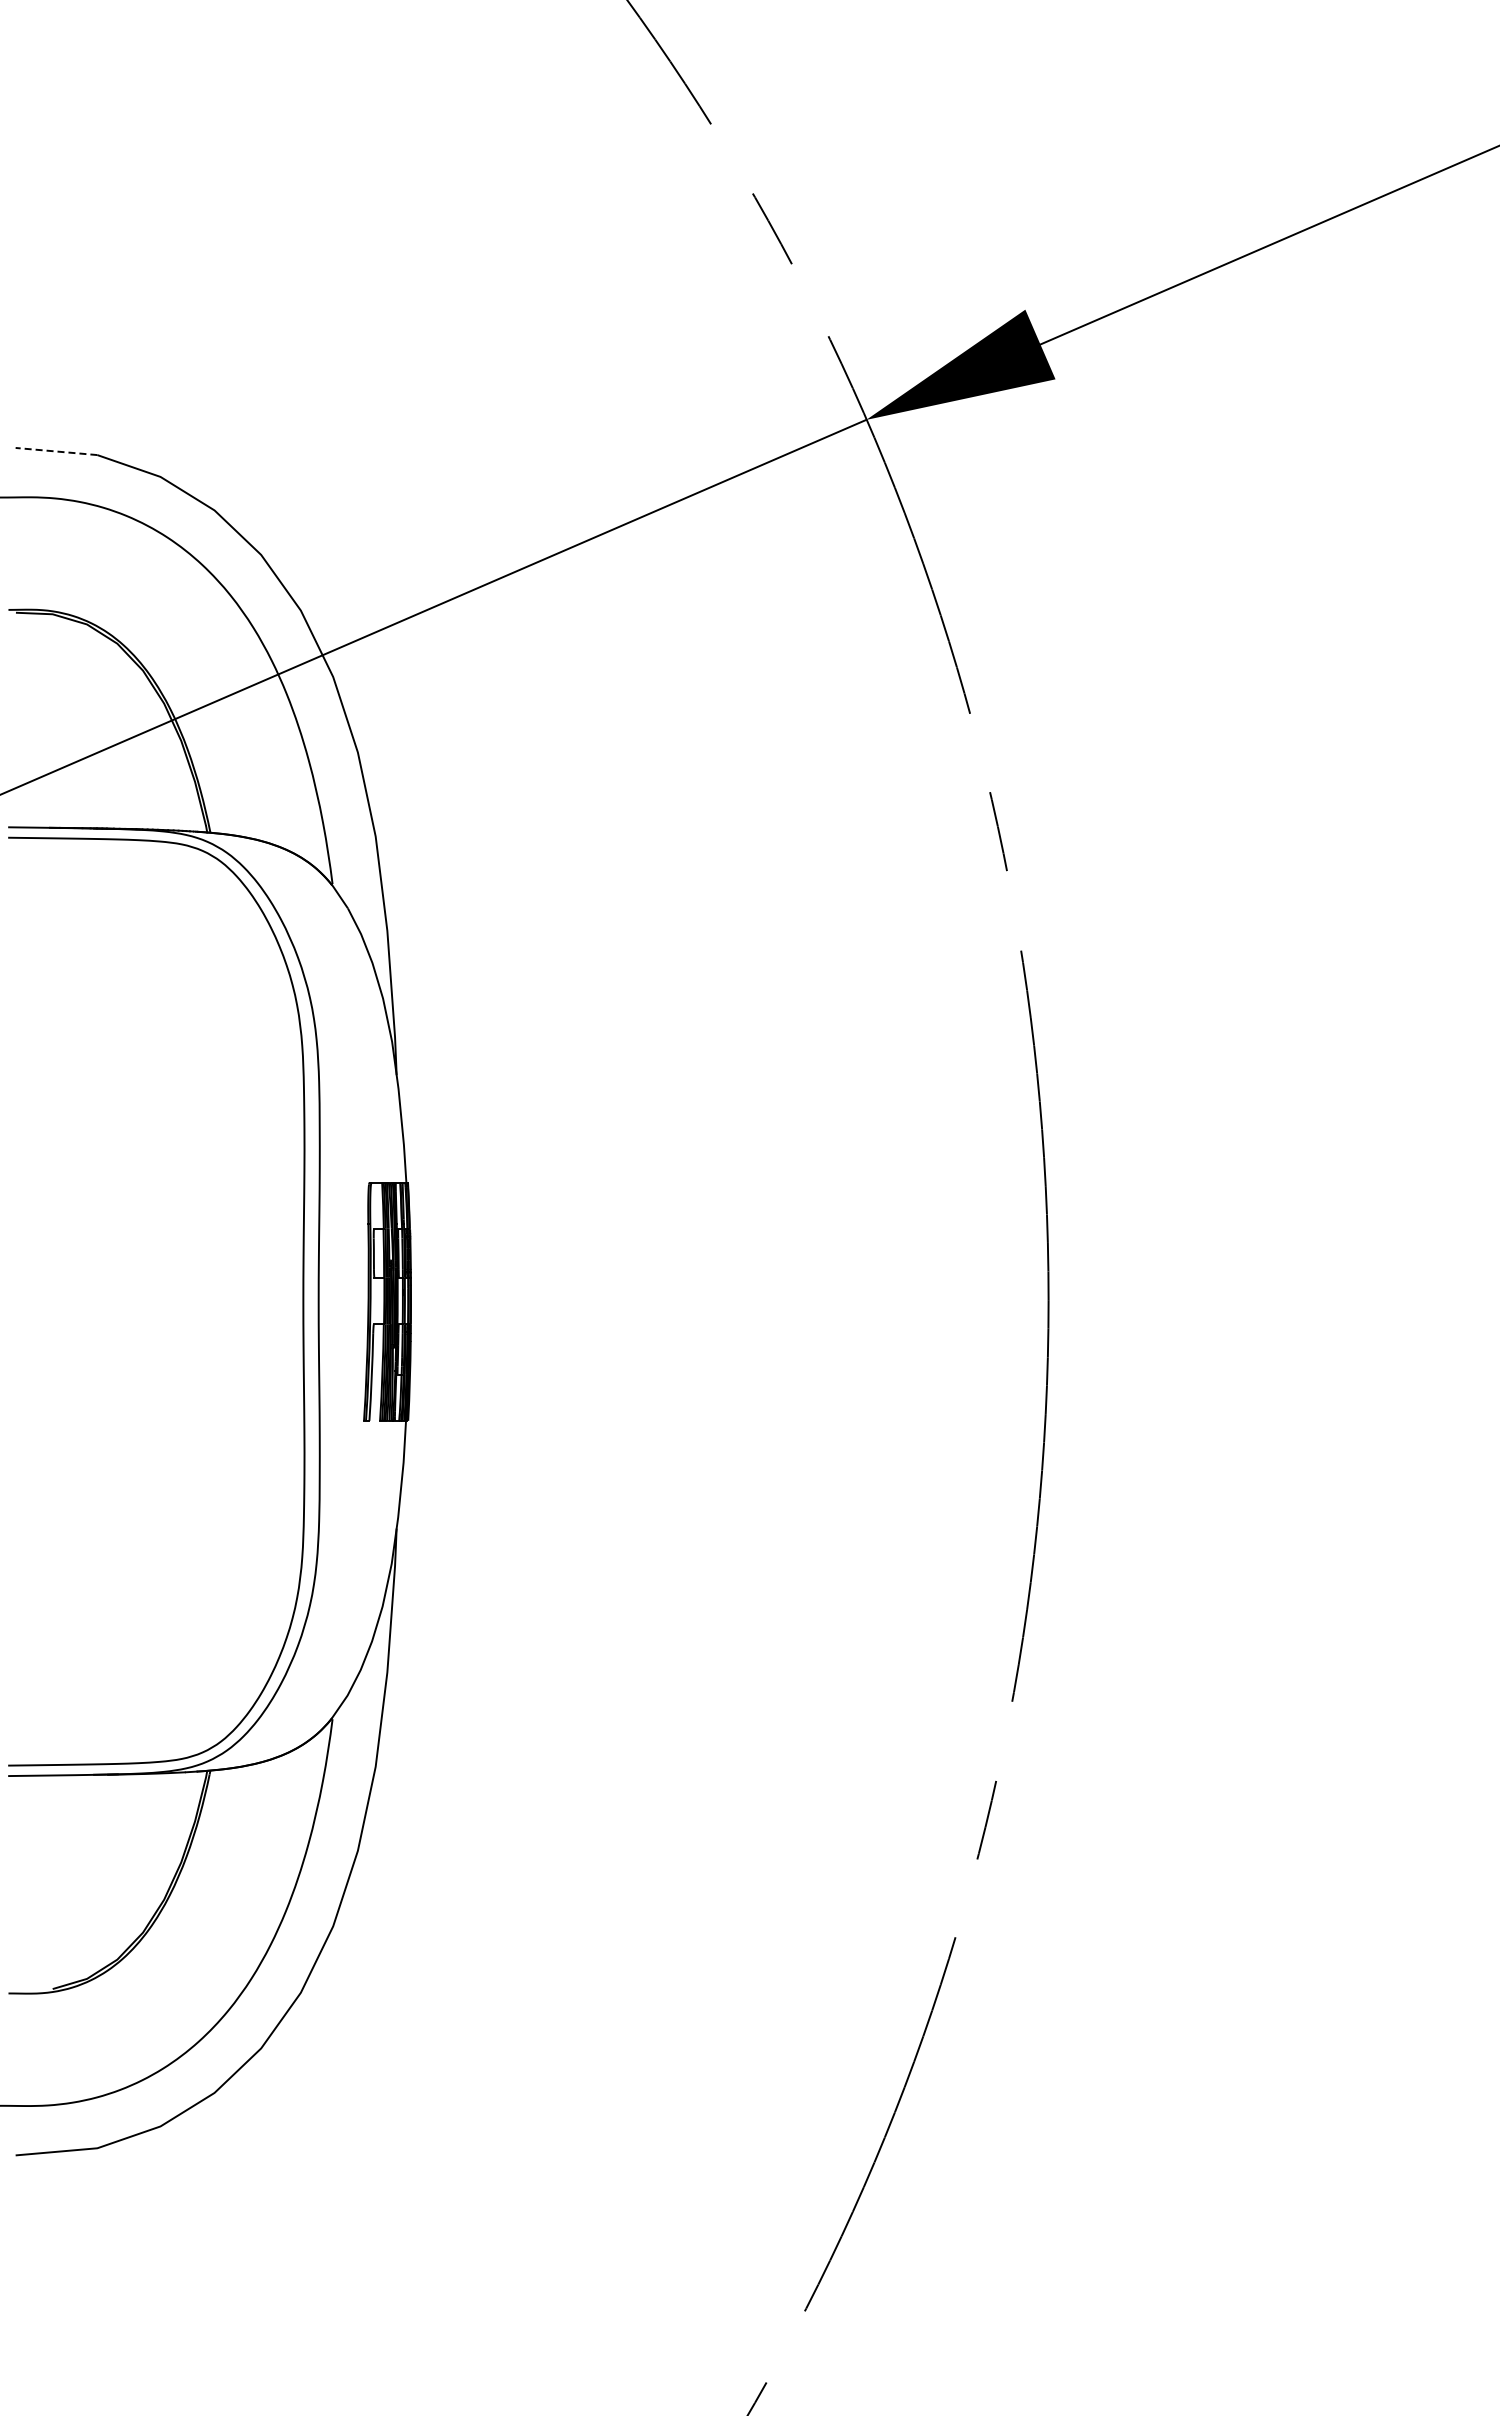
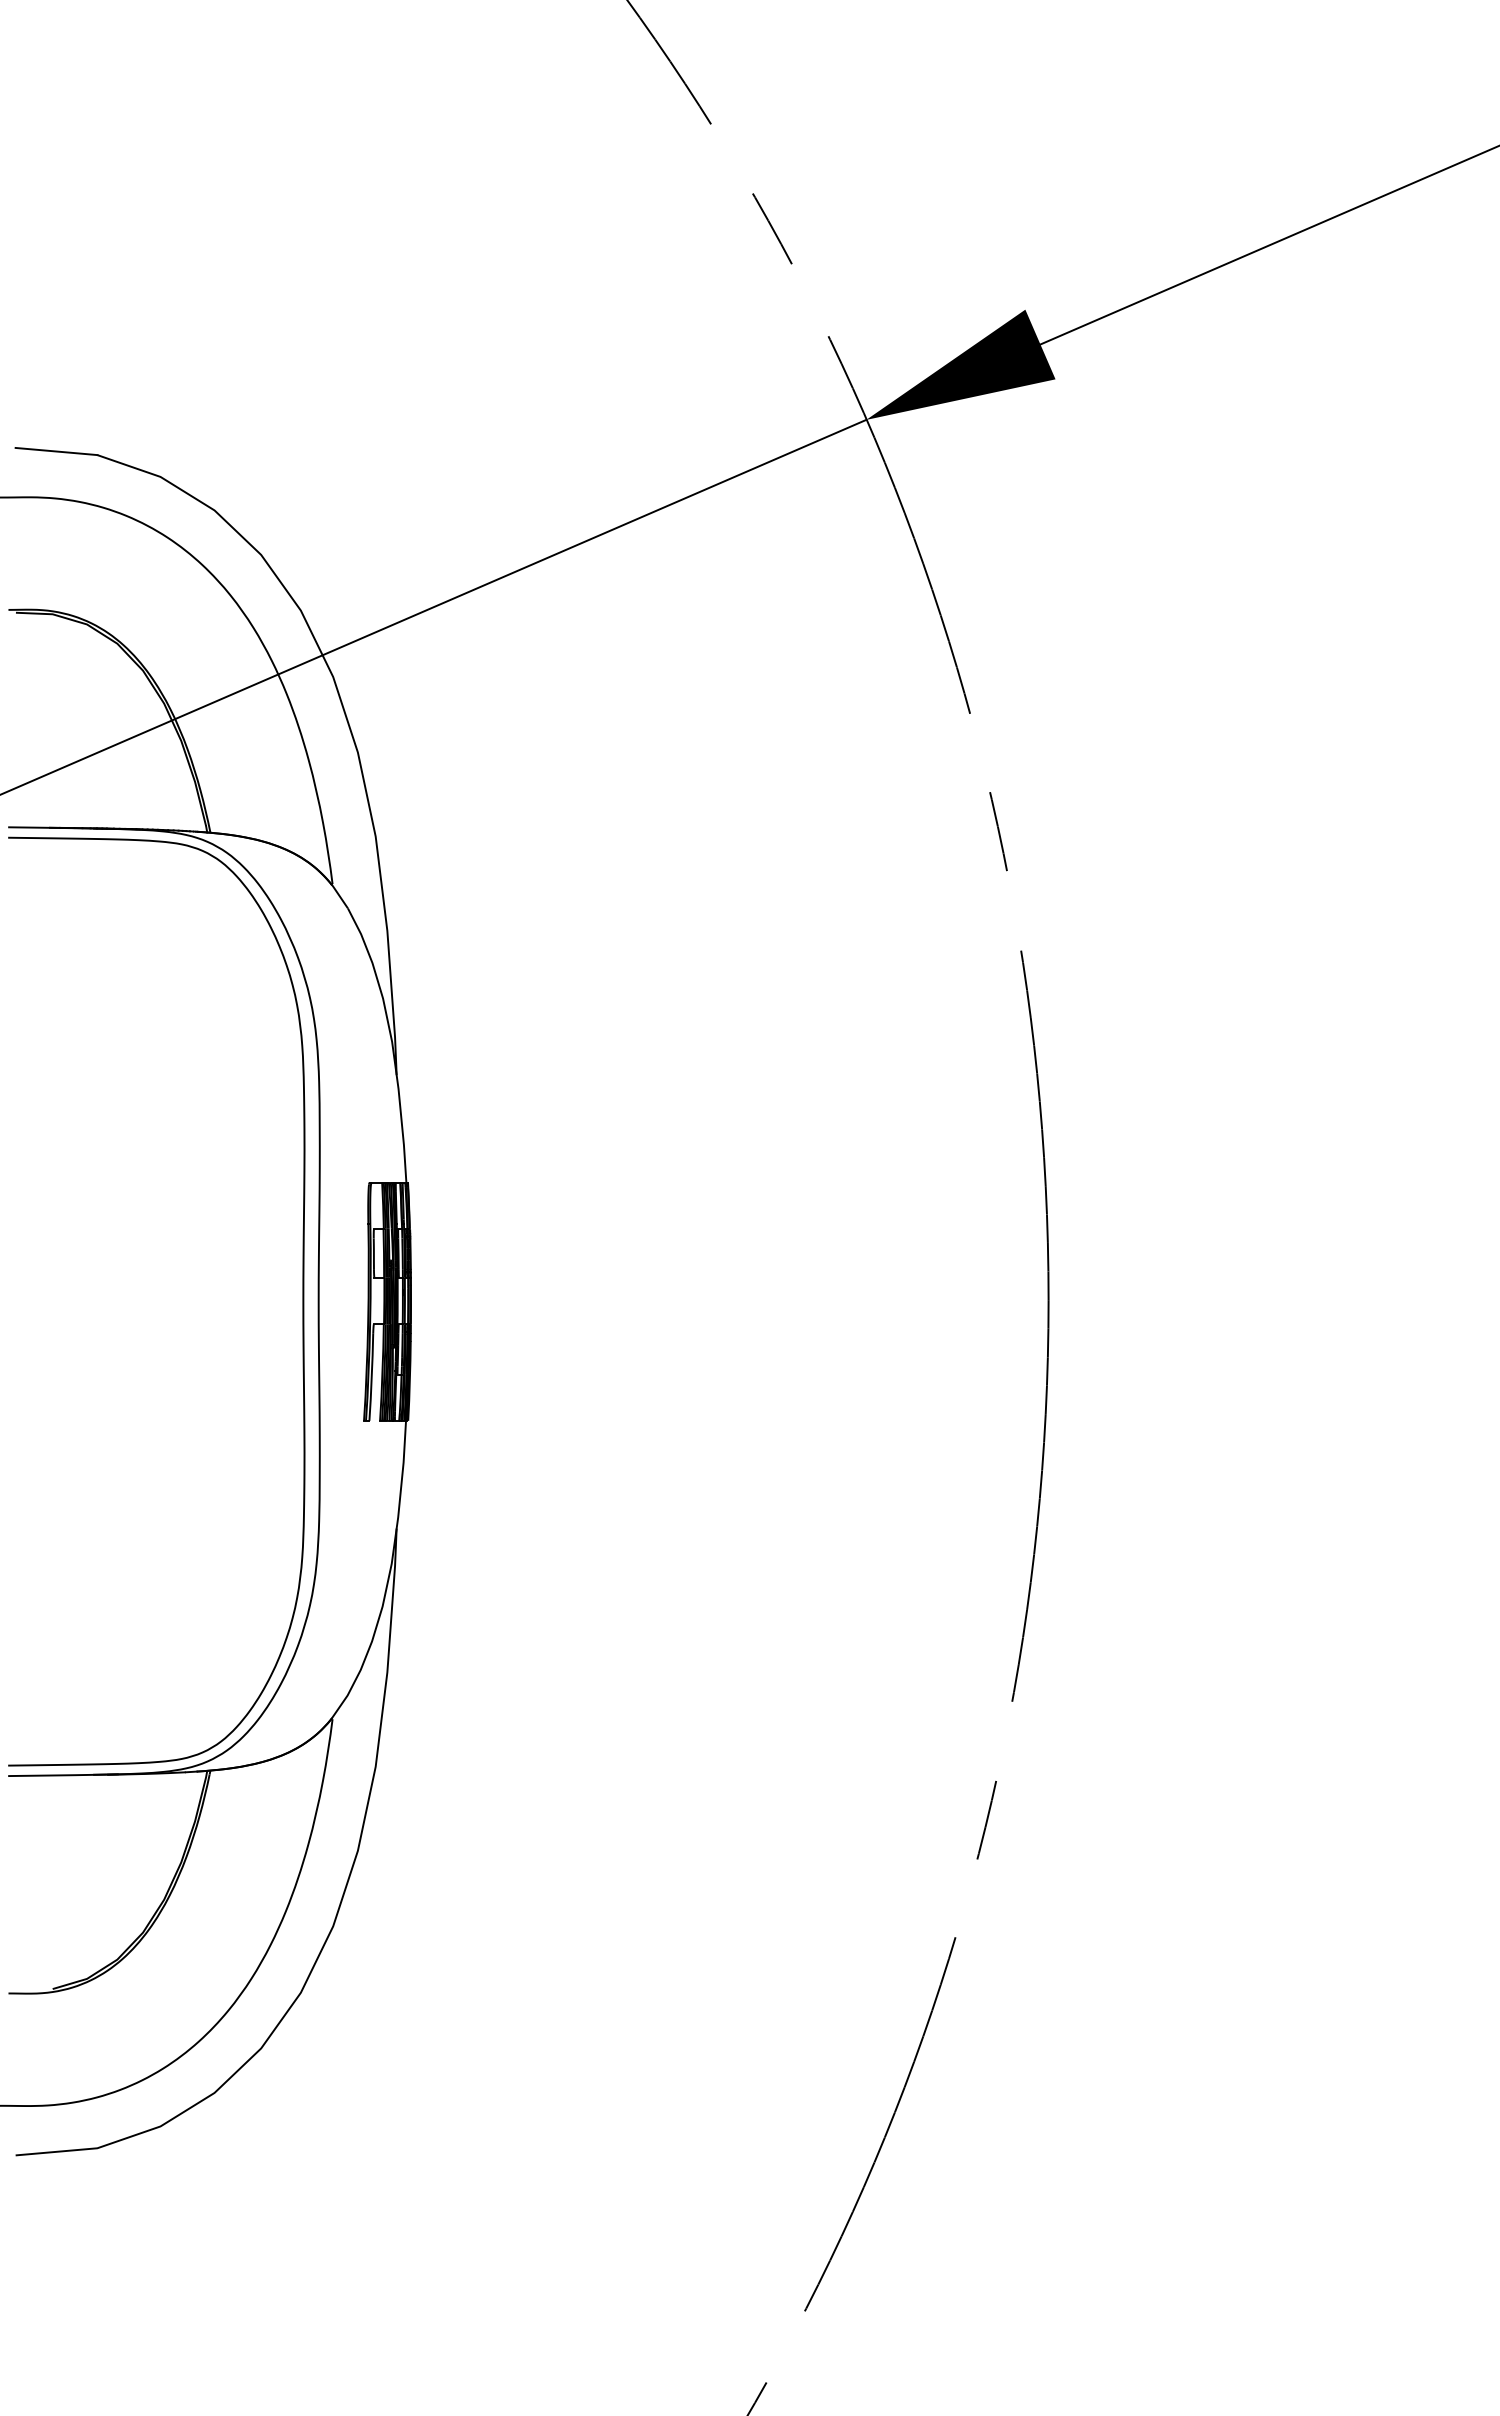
line: dashed -> solid (56, 451)
